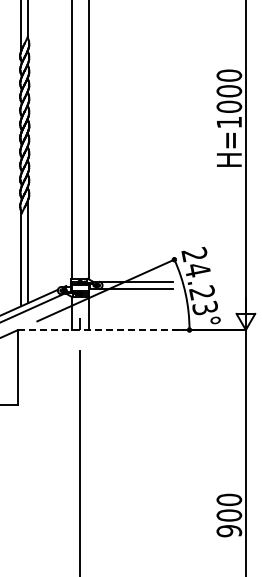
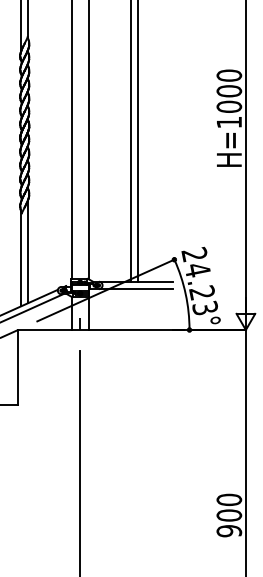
line: none -> present (131, 142)
line: none -> present (138, 142)
line: dashed -> solid (100, 330)
